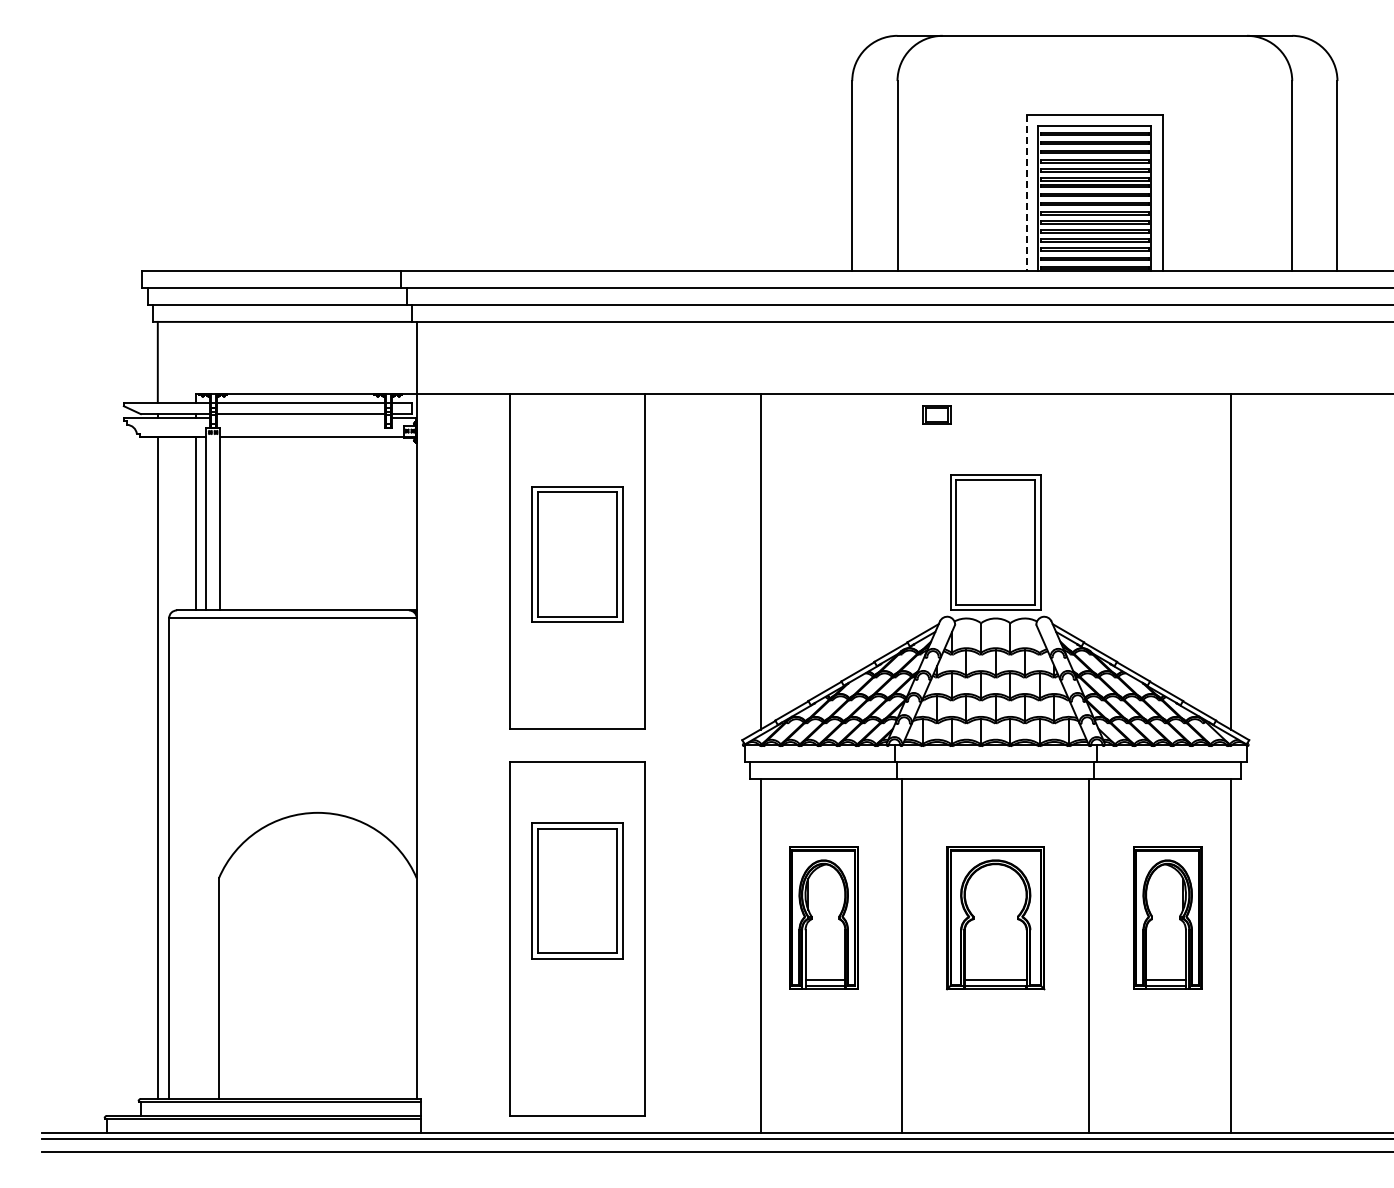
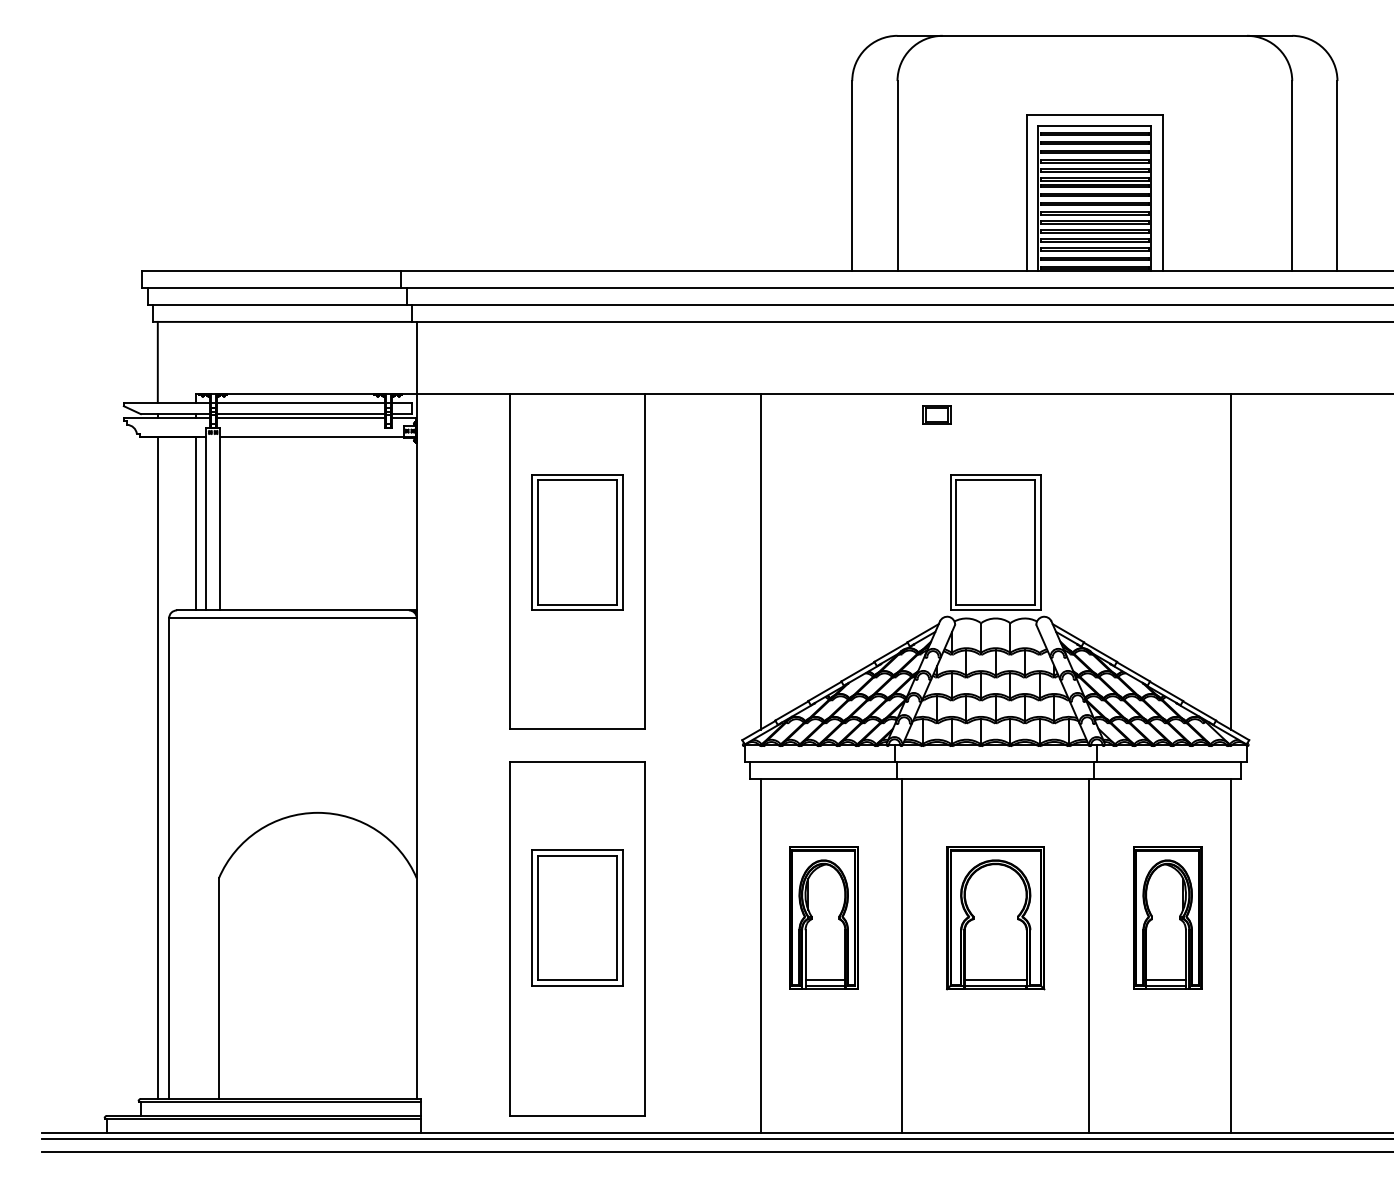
line: dashed -> solid (1027, 193)
line: none -> present (300, 418)
part position: (577, 554) -> (577, 542) (577, 542)
part position: (577, 890) -> (577, 917) (577, 917)
